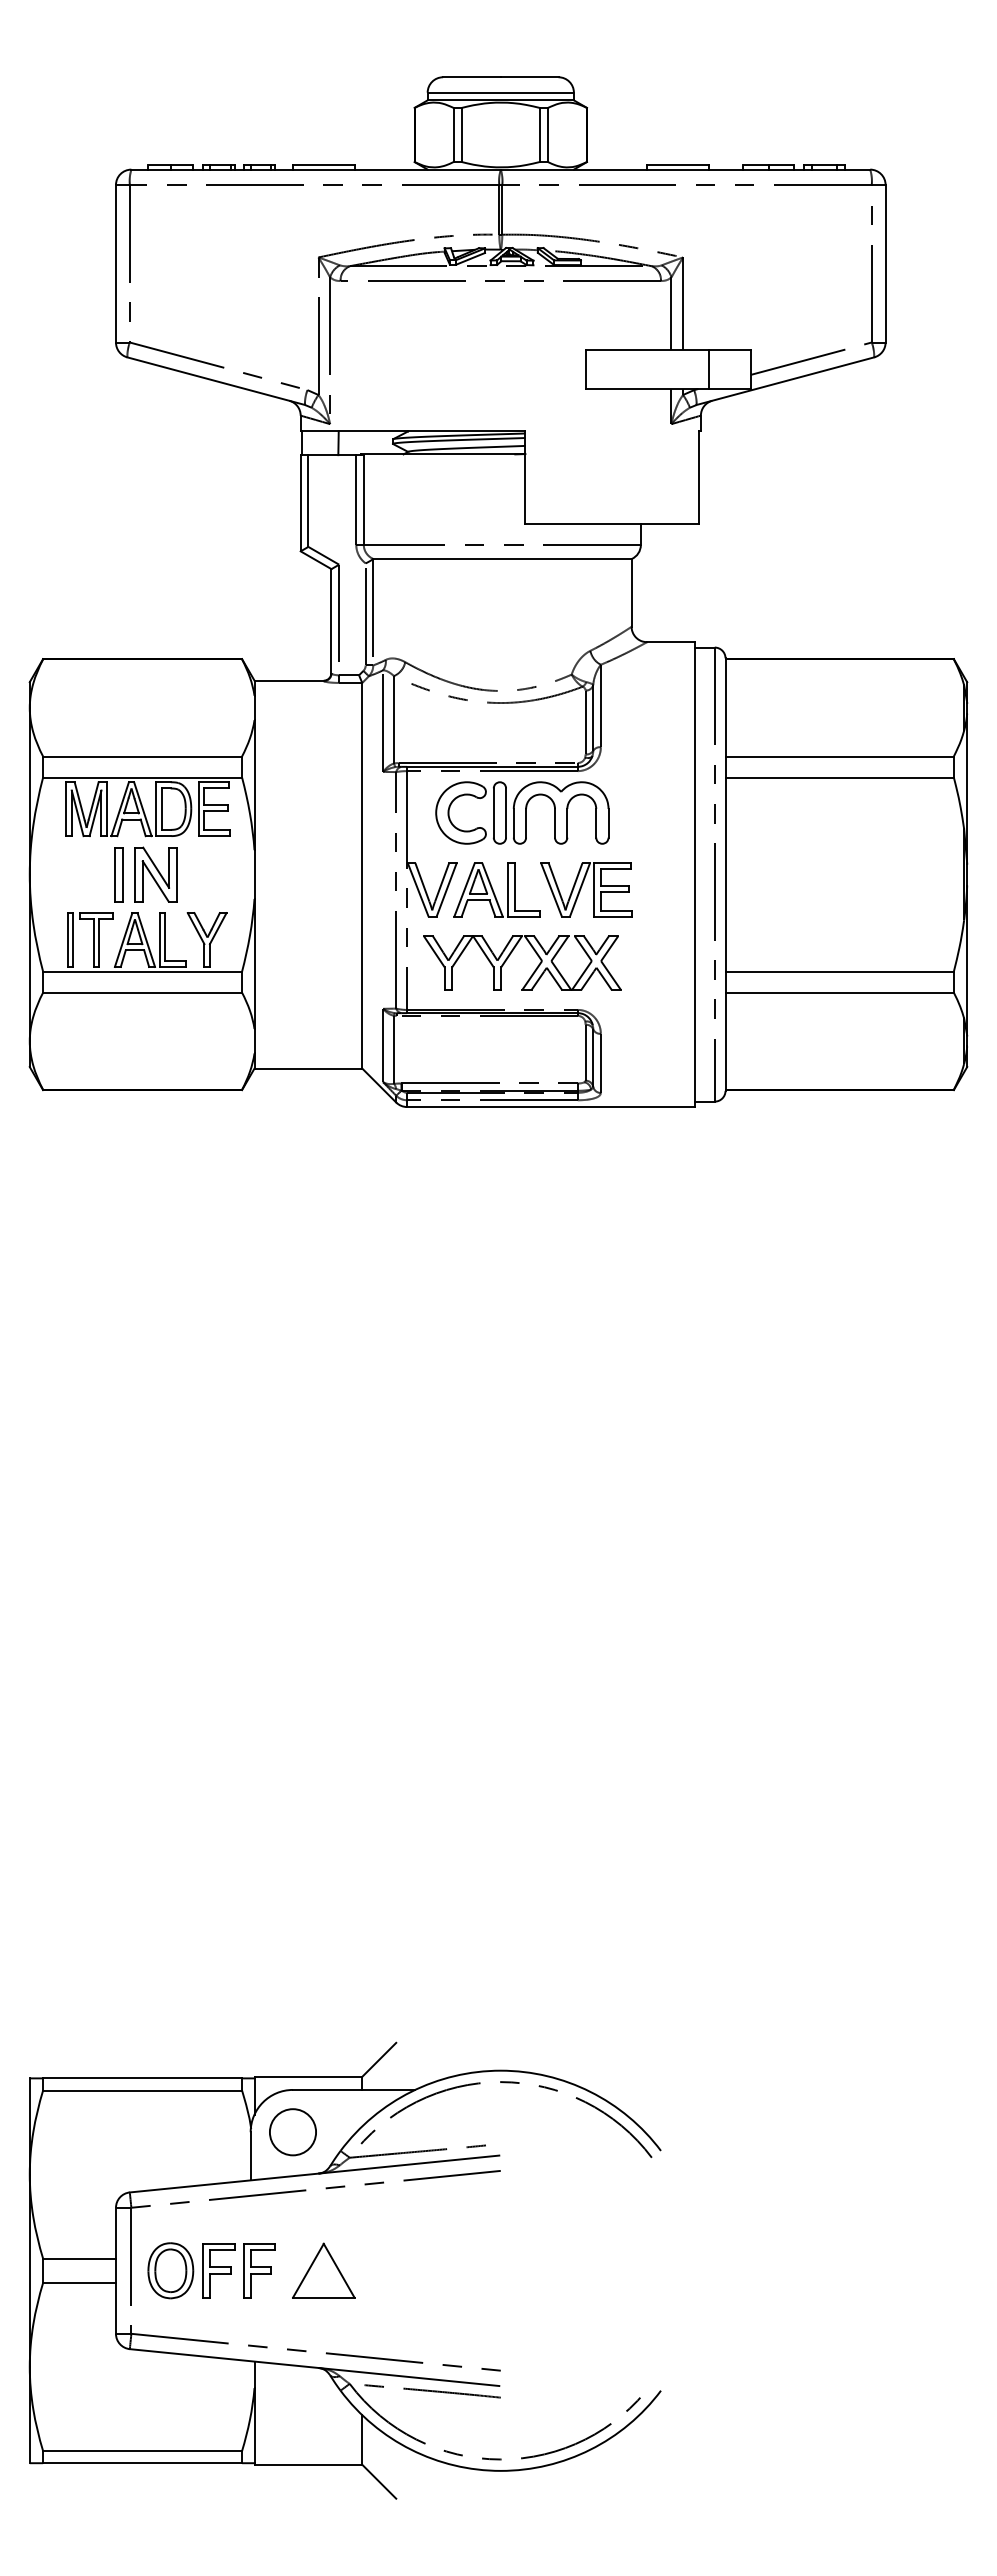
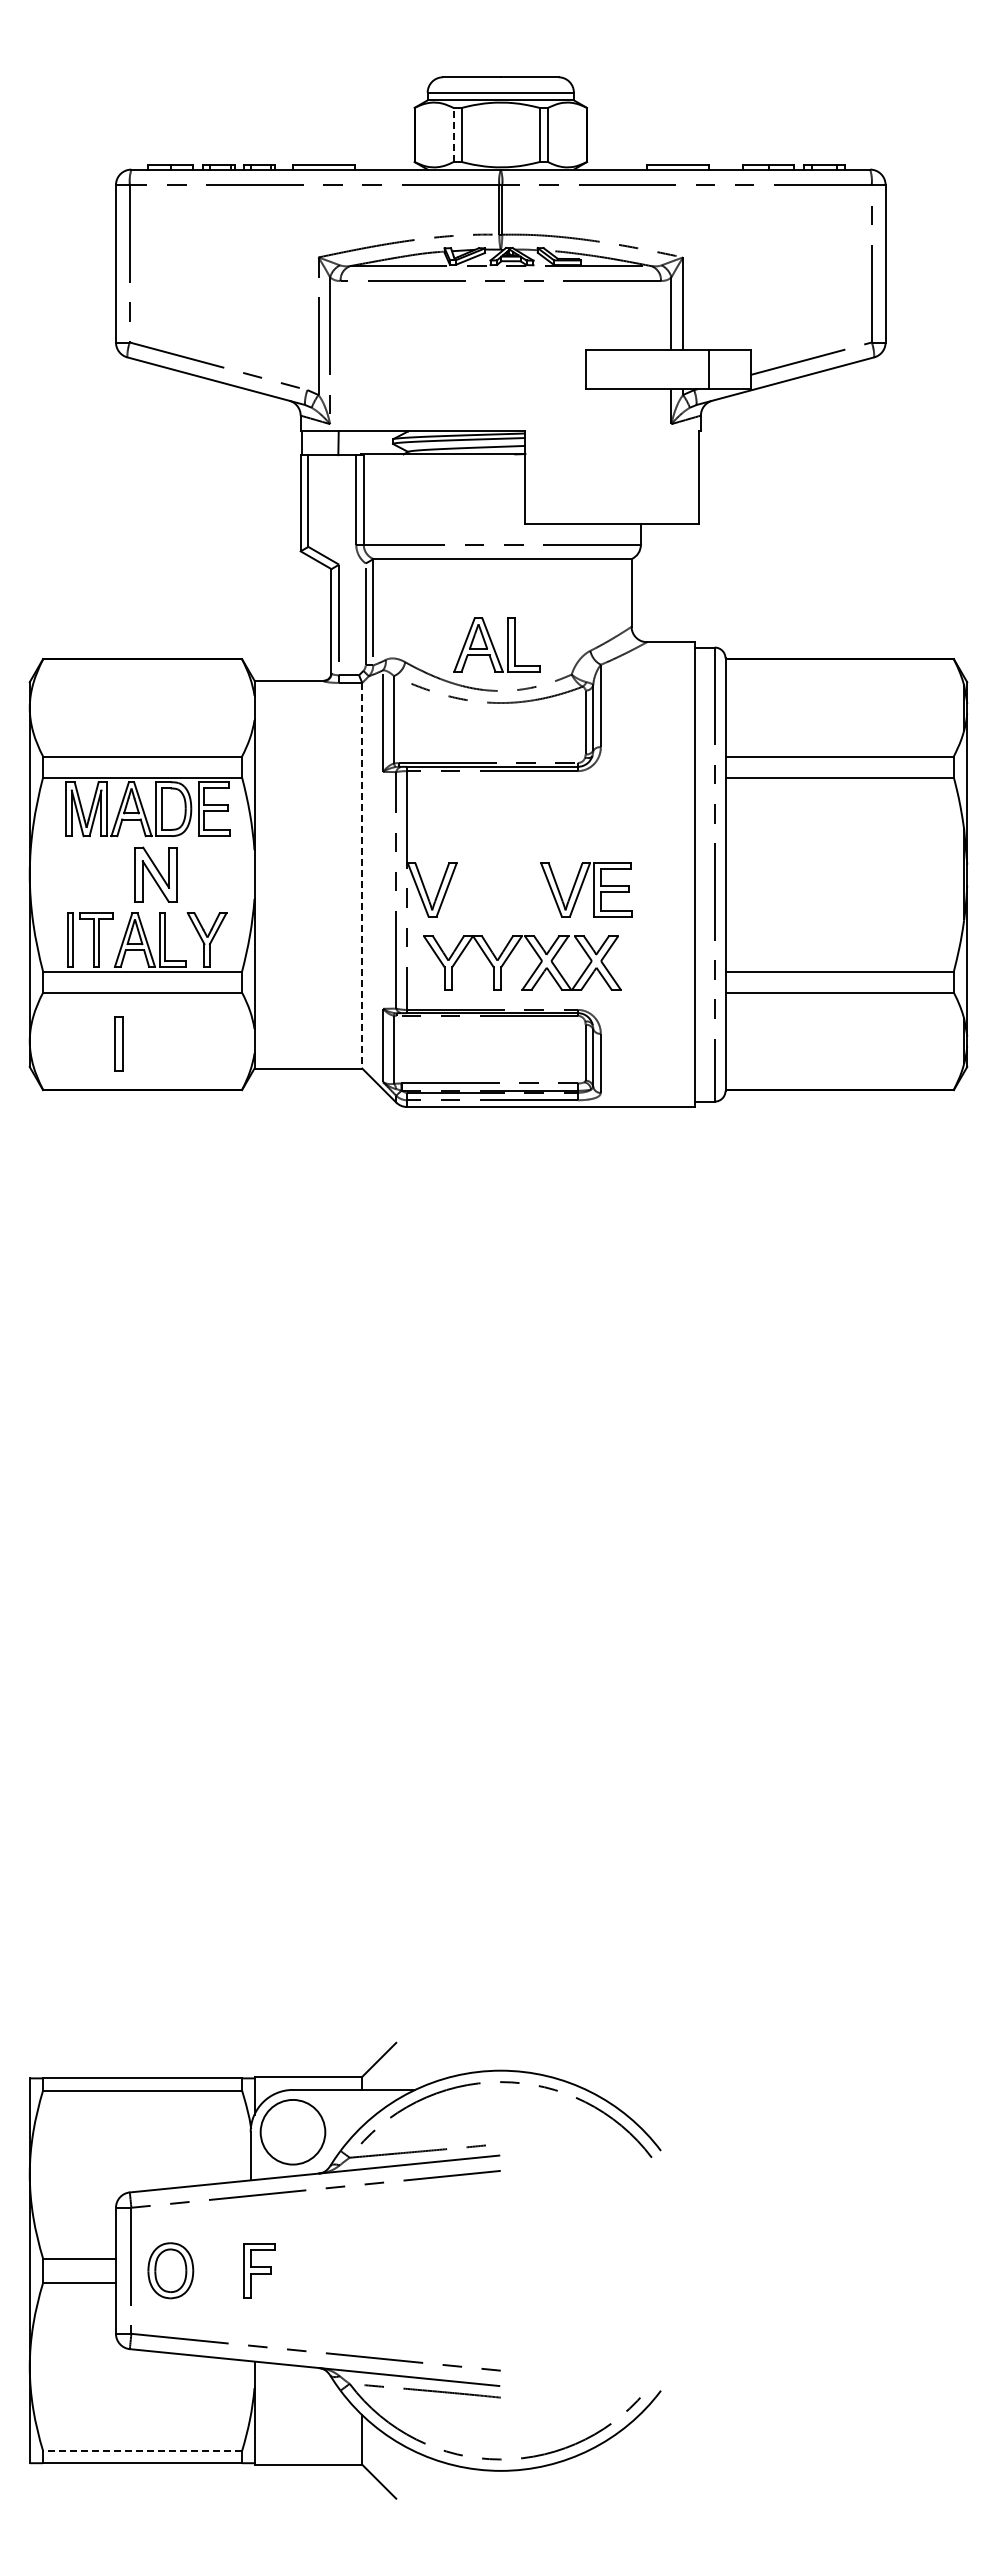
line: solid -> dashed (453, 134)
part: present -> none (522, 812)
part position: (118, 874) -> (118, 1043) (118, 1043)
line: solid -> dashed (362, 875)
part position: (496, 889) -> (496, 644) (496, 644)
circle diameter: 46 px -> 65 px (292, 2131)
part: present -> none (218, 2270)
part: present -> none (323, 2270)
line: solid -> dashed (142, 2451)
